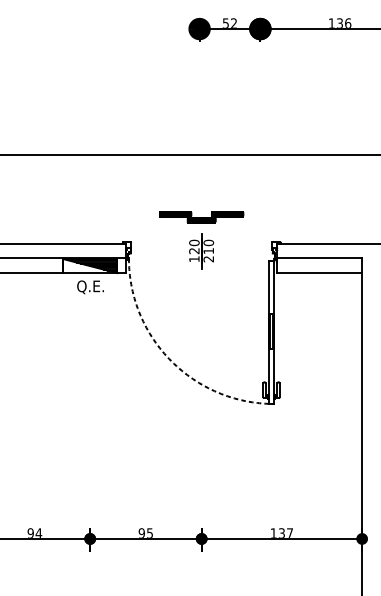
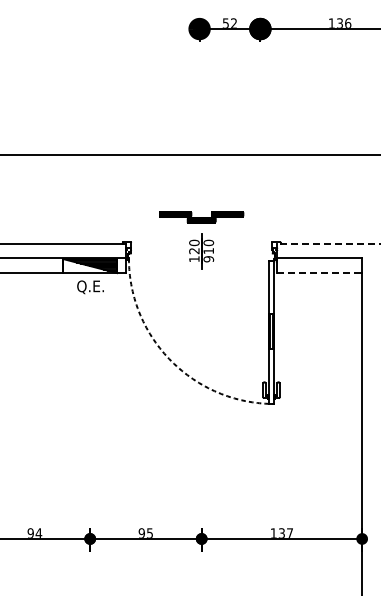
line: solid -> dashed (329, 243)
text: 210 -> 910 (208, 259)
line: solid -> dashed (320, 273)
